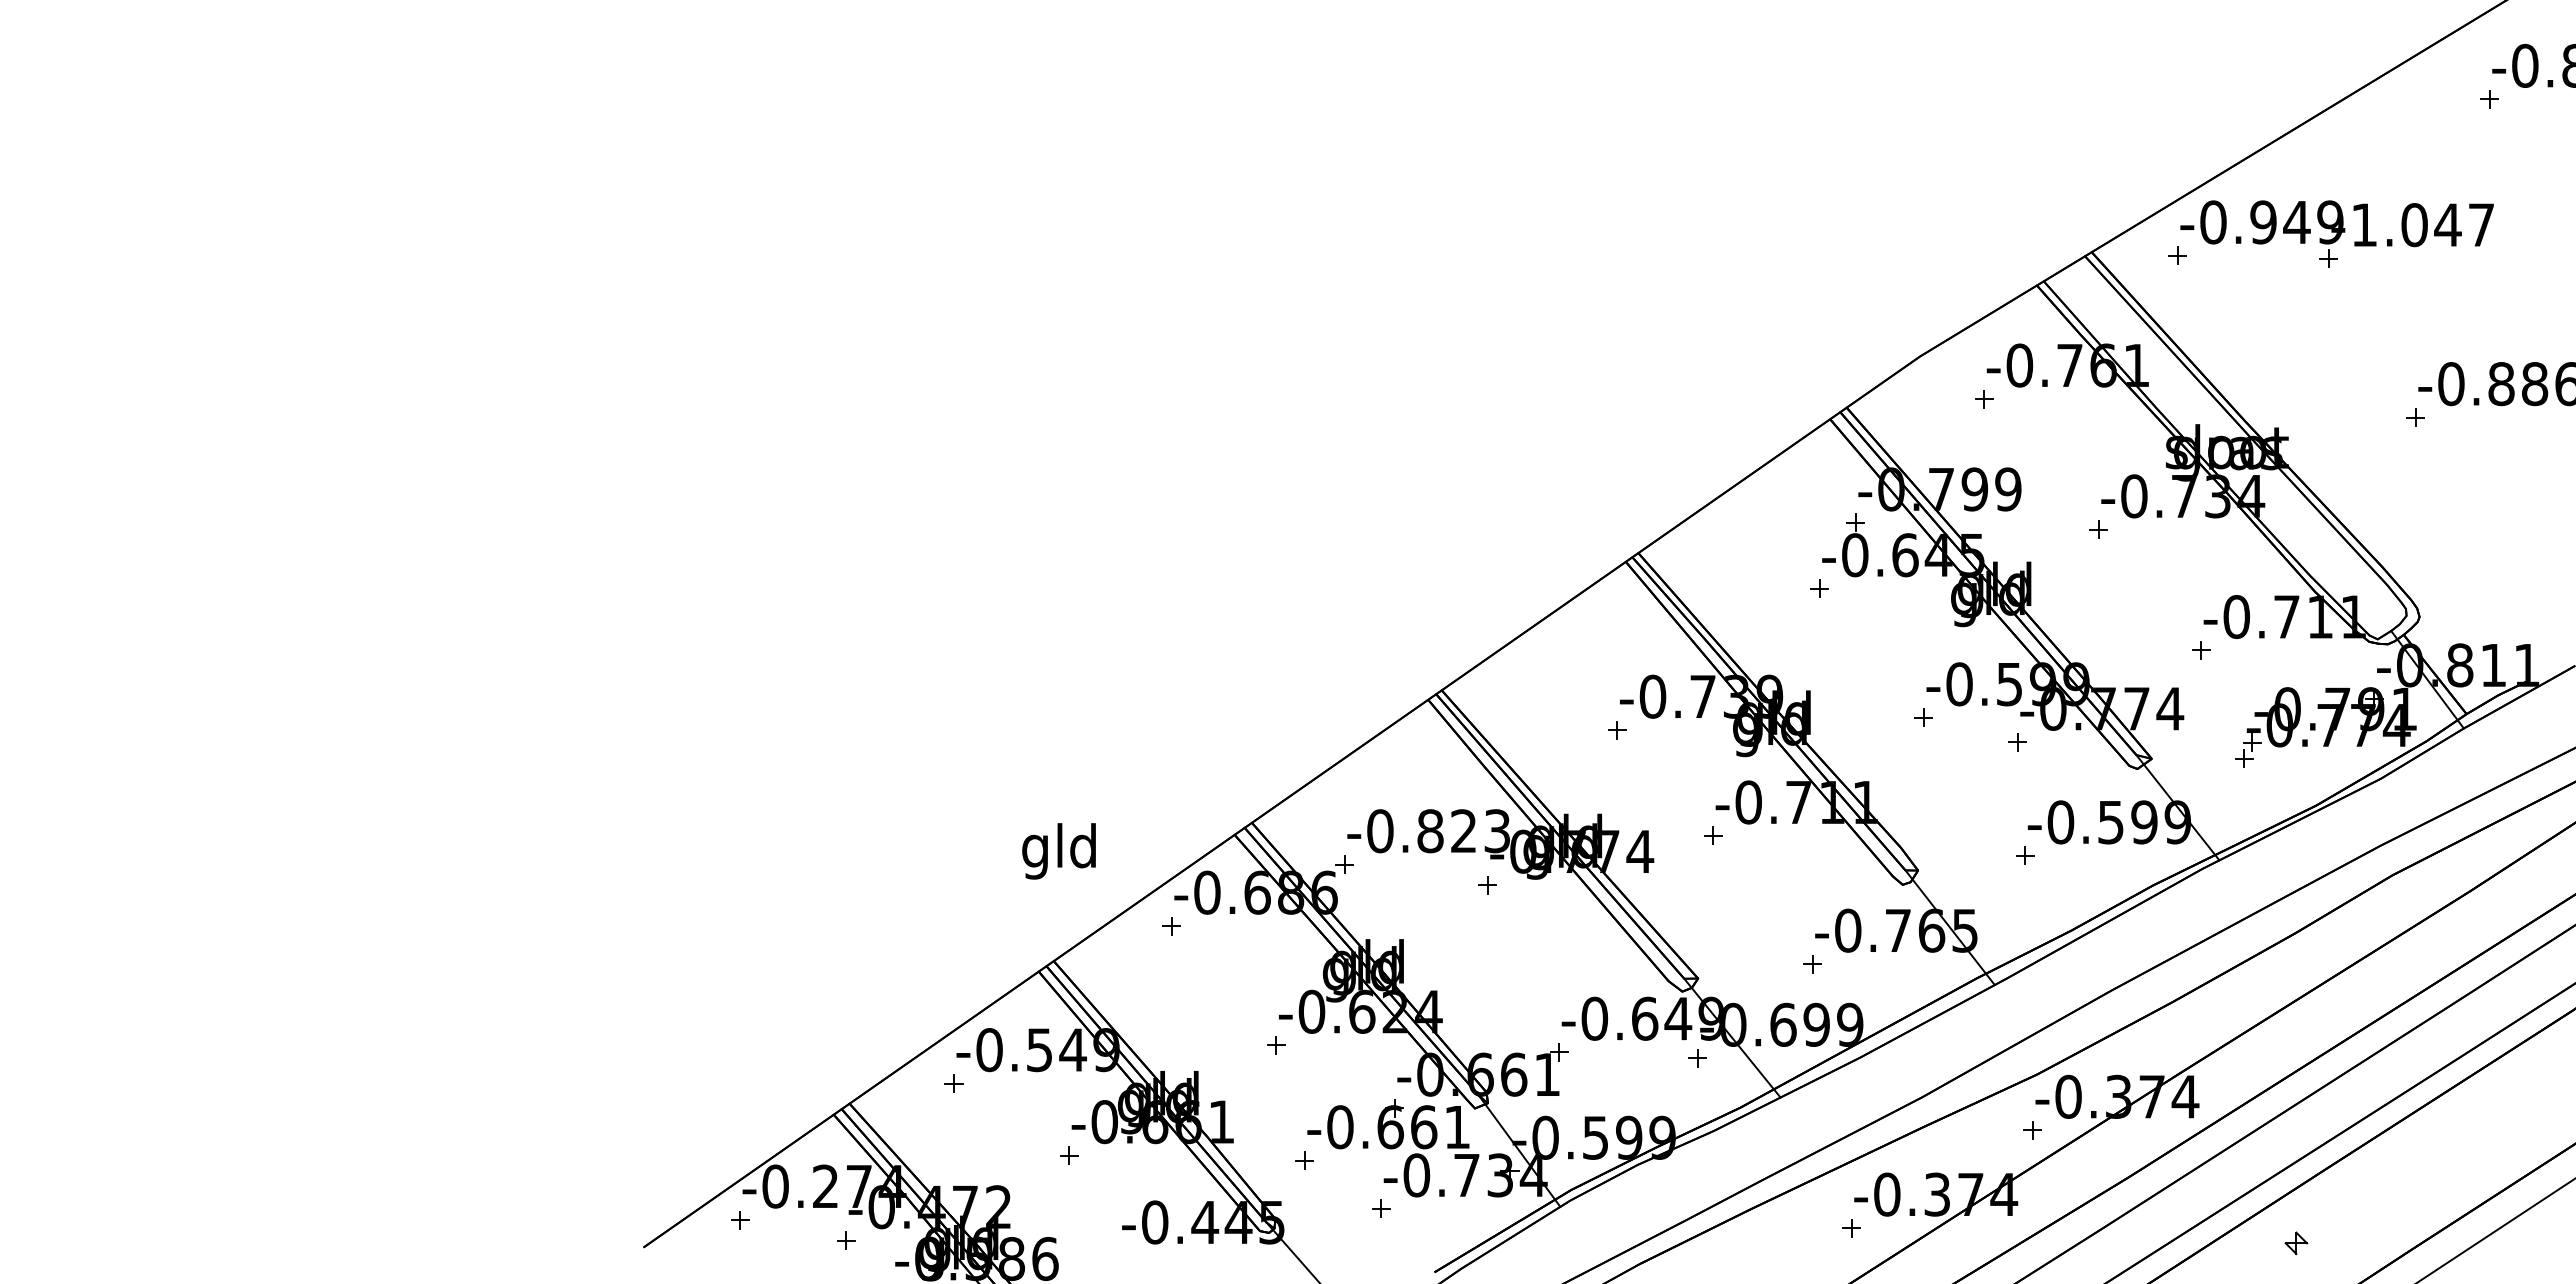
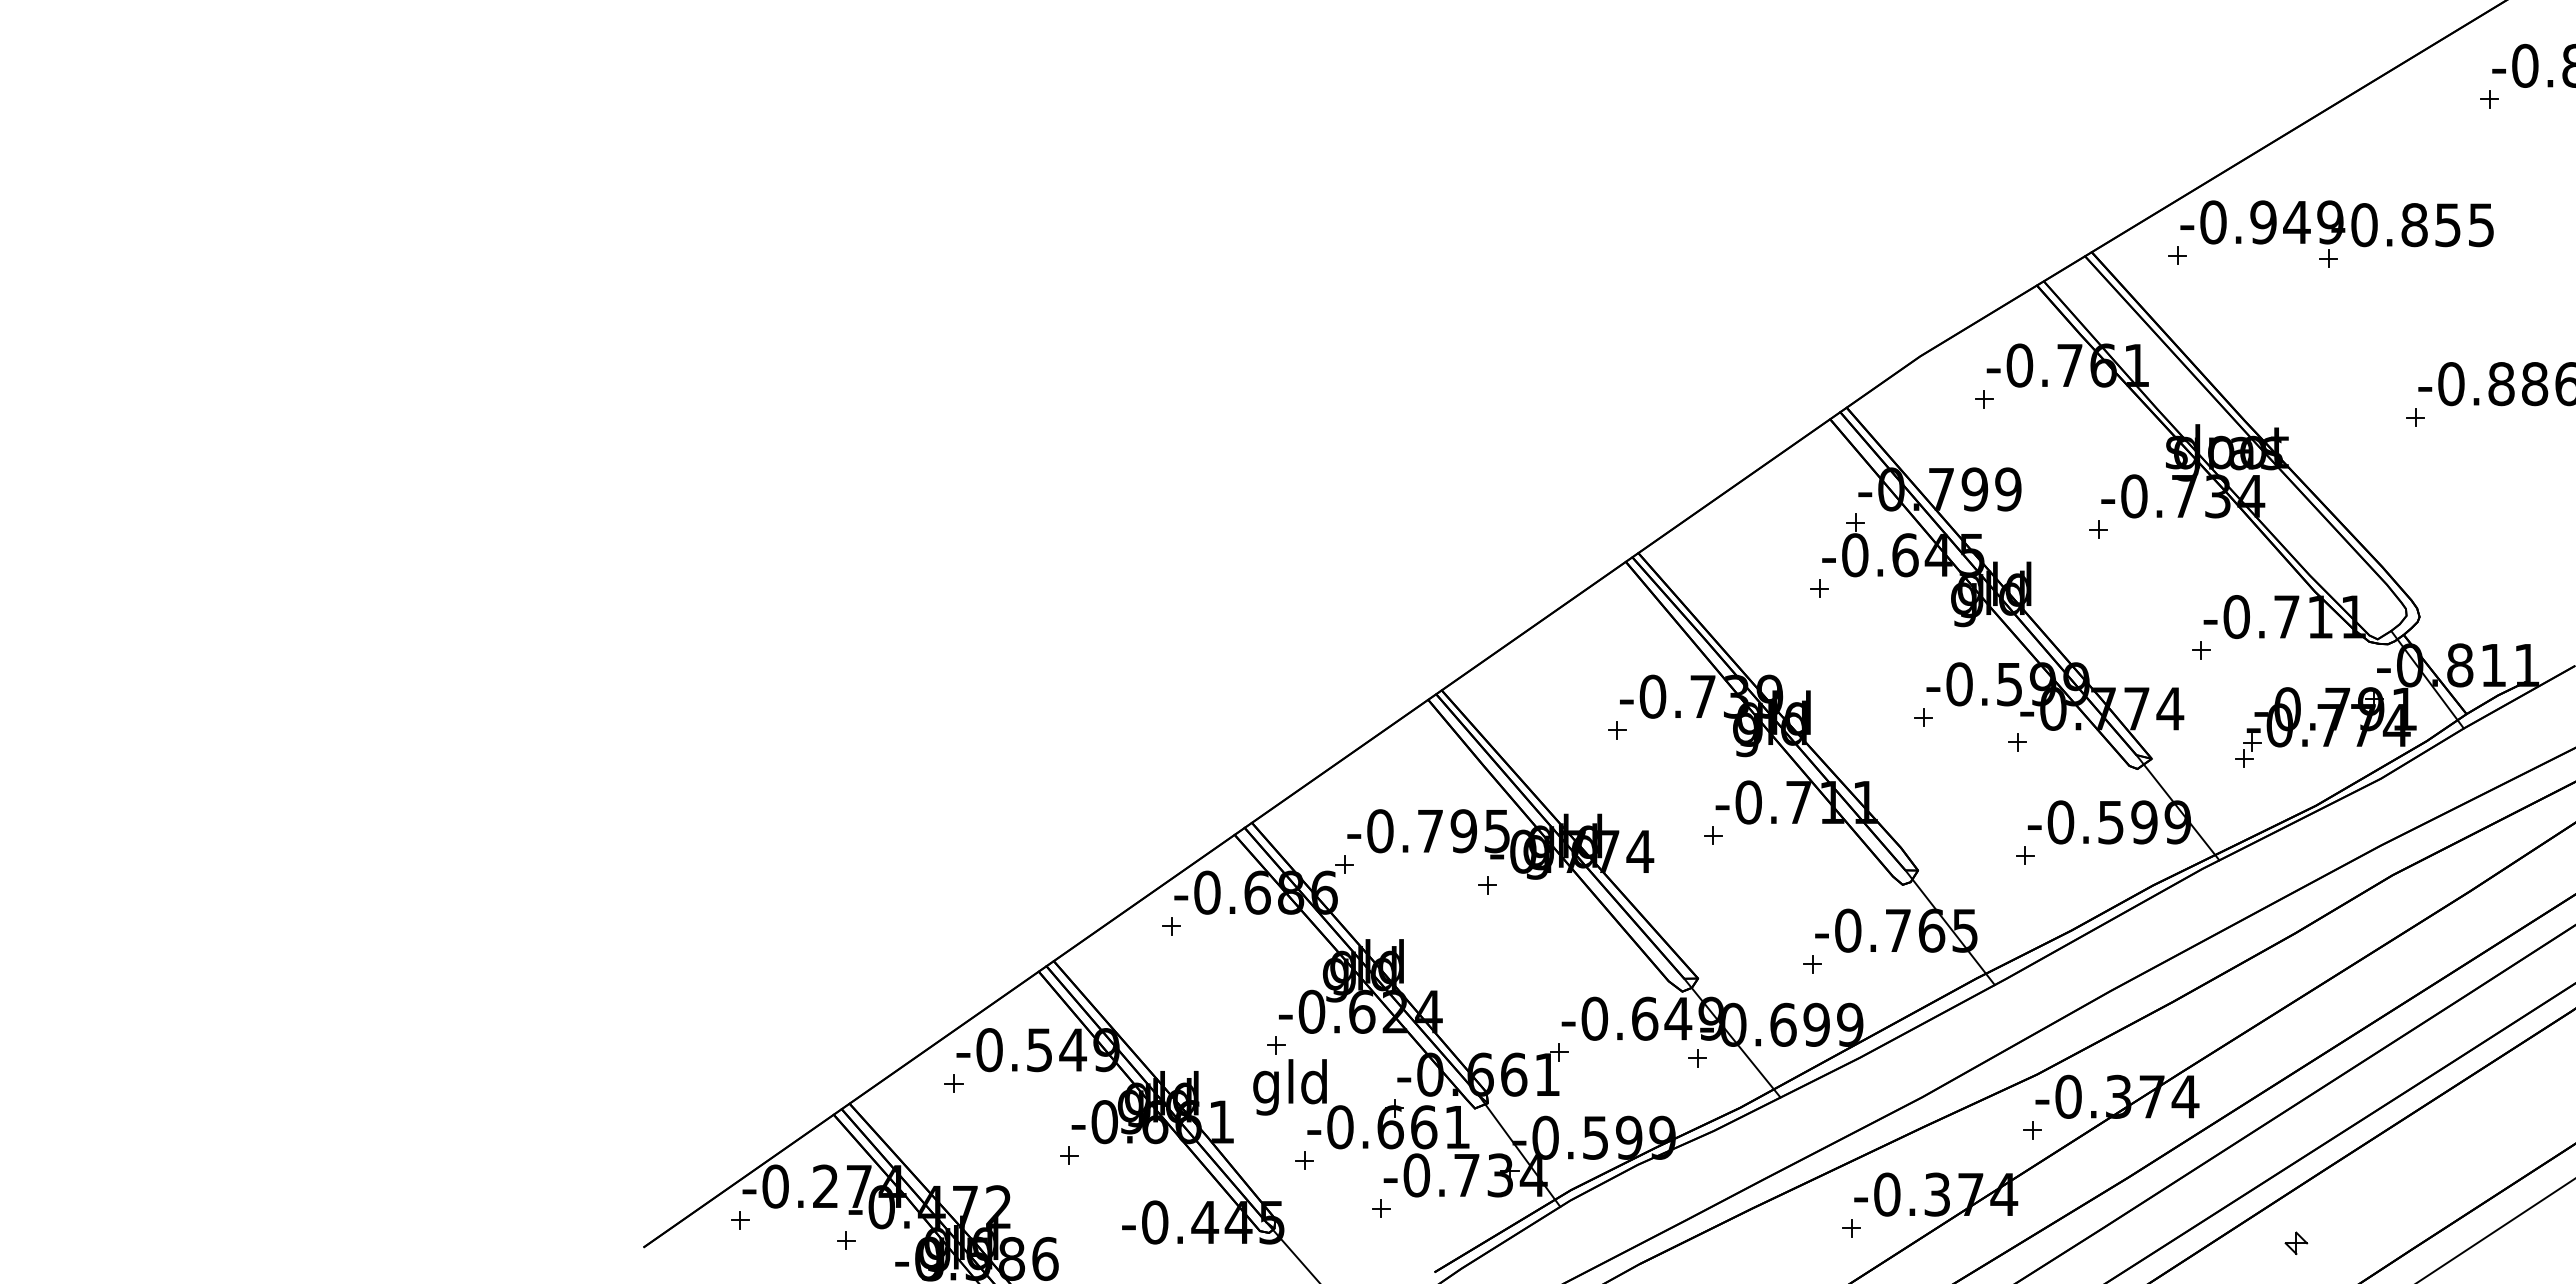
text: -1.047 -> -0.855 (2422, 225)
text: -0.823 -> -0.795 (1463, 831)
text position: (1058, 851) -> (1289, 1087) (1289, 1087)
